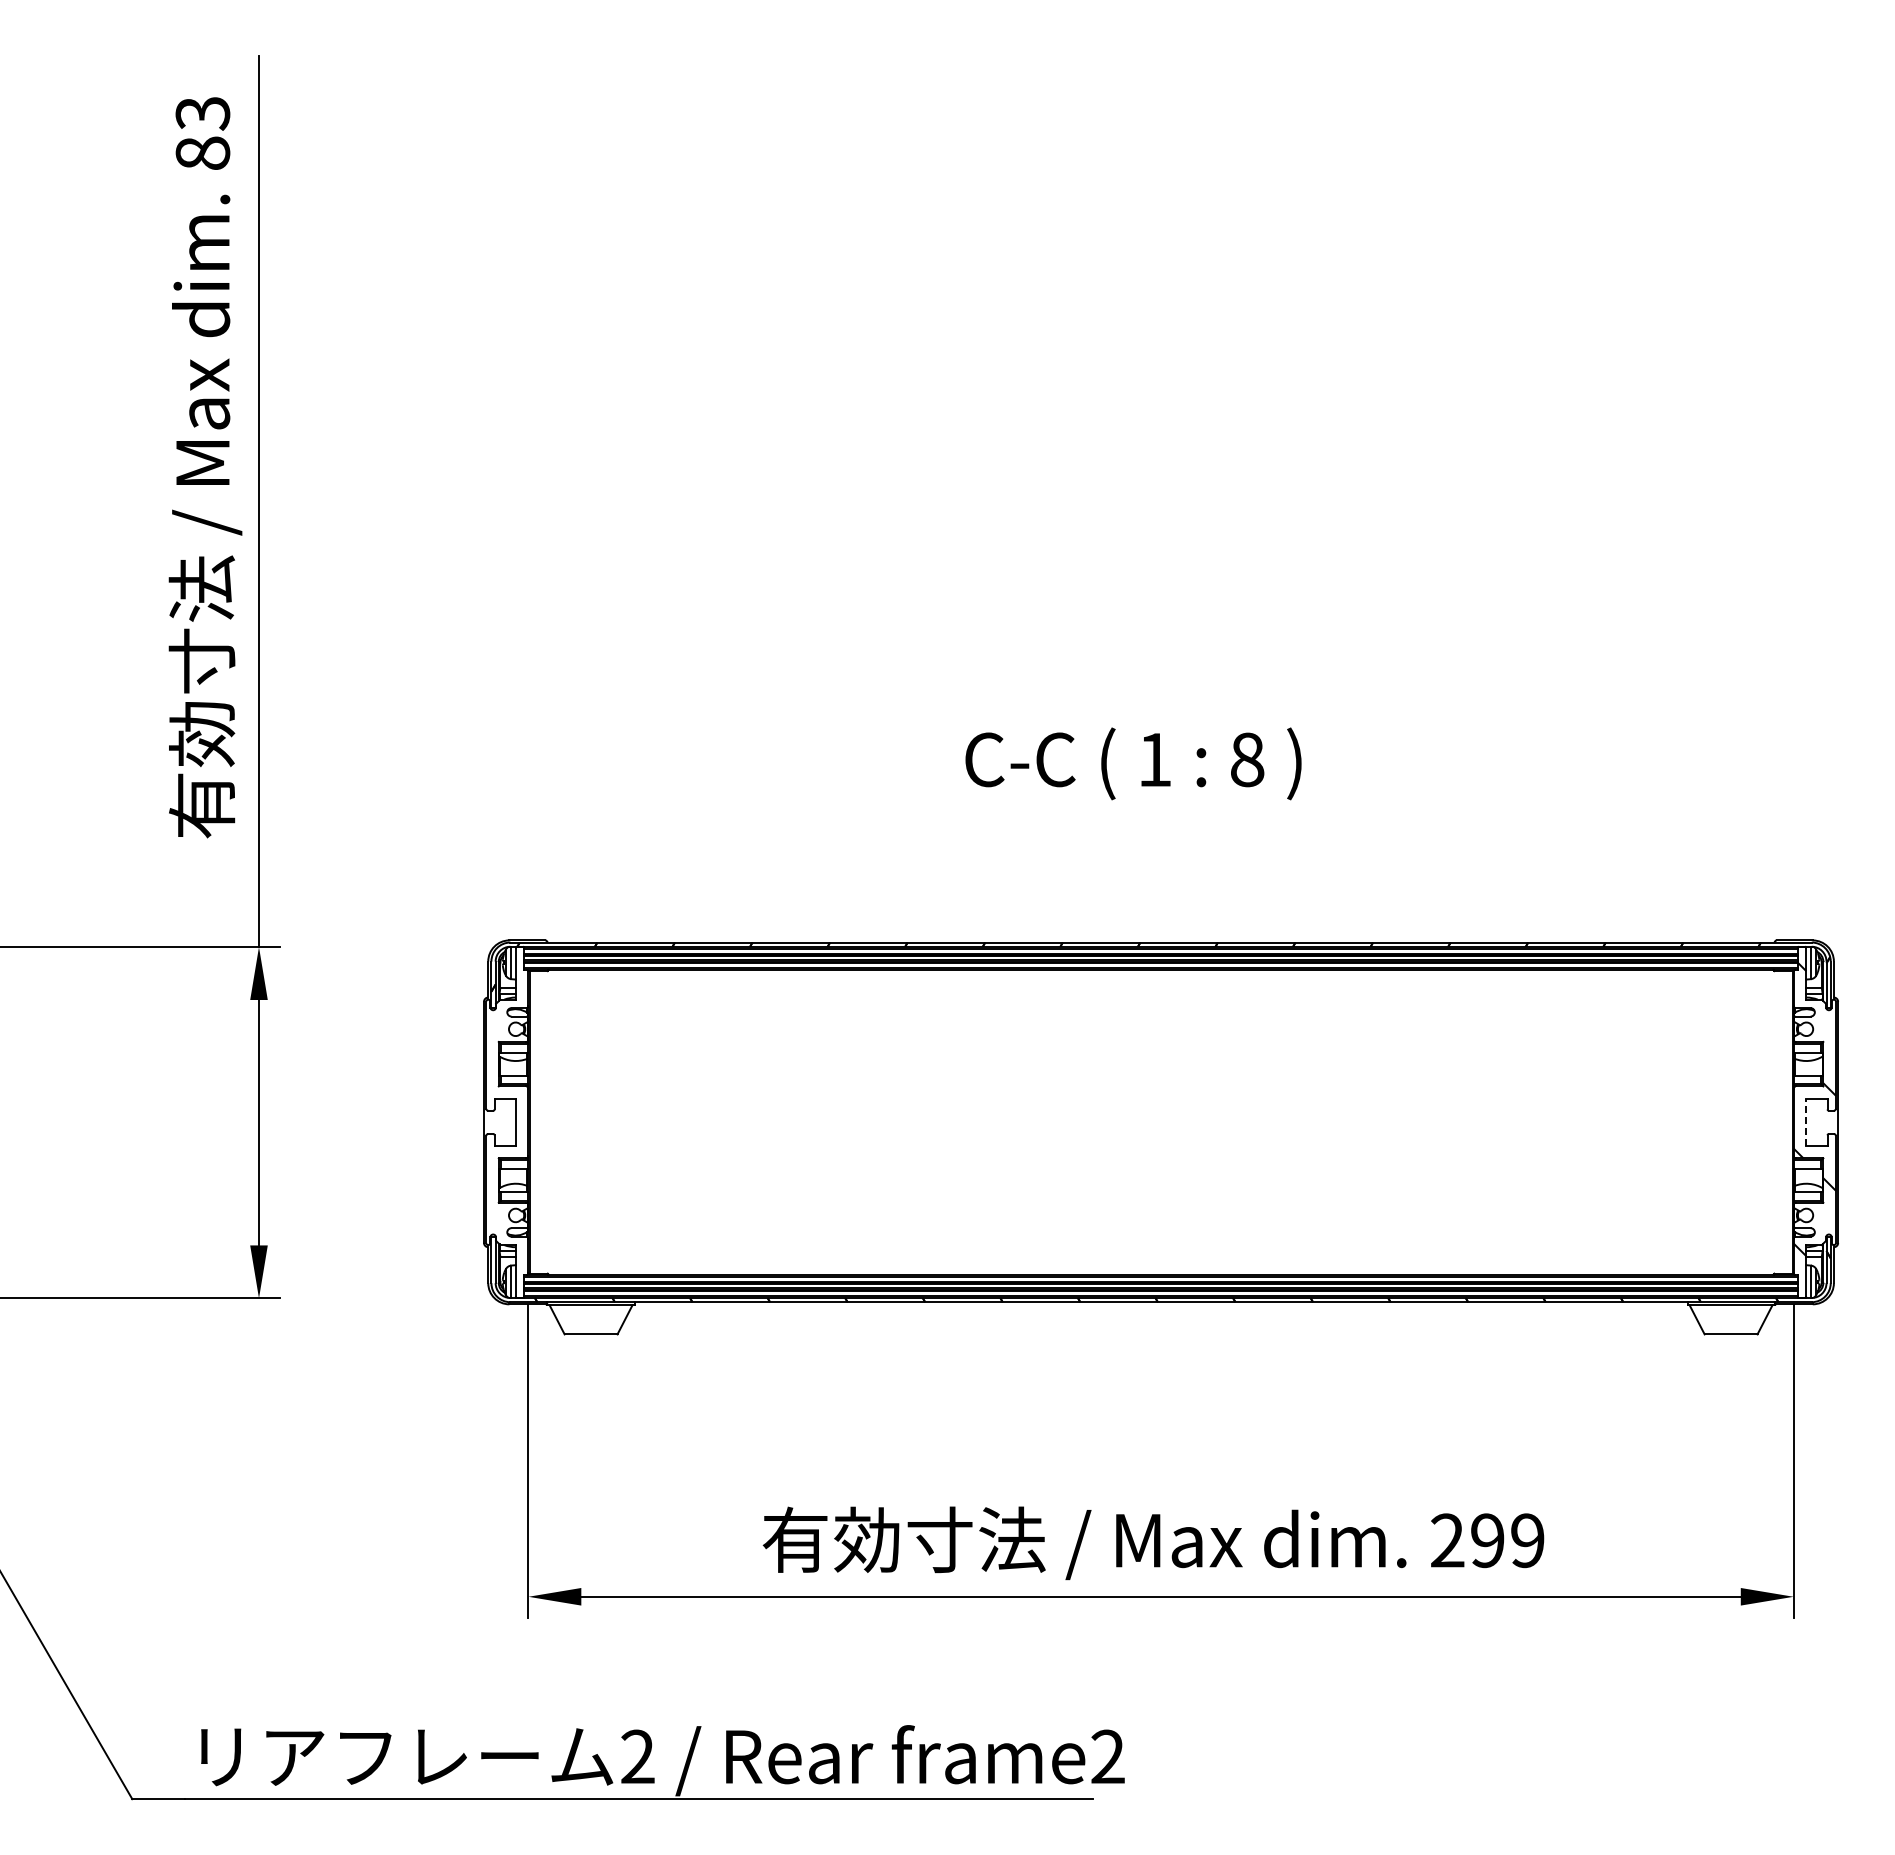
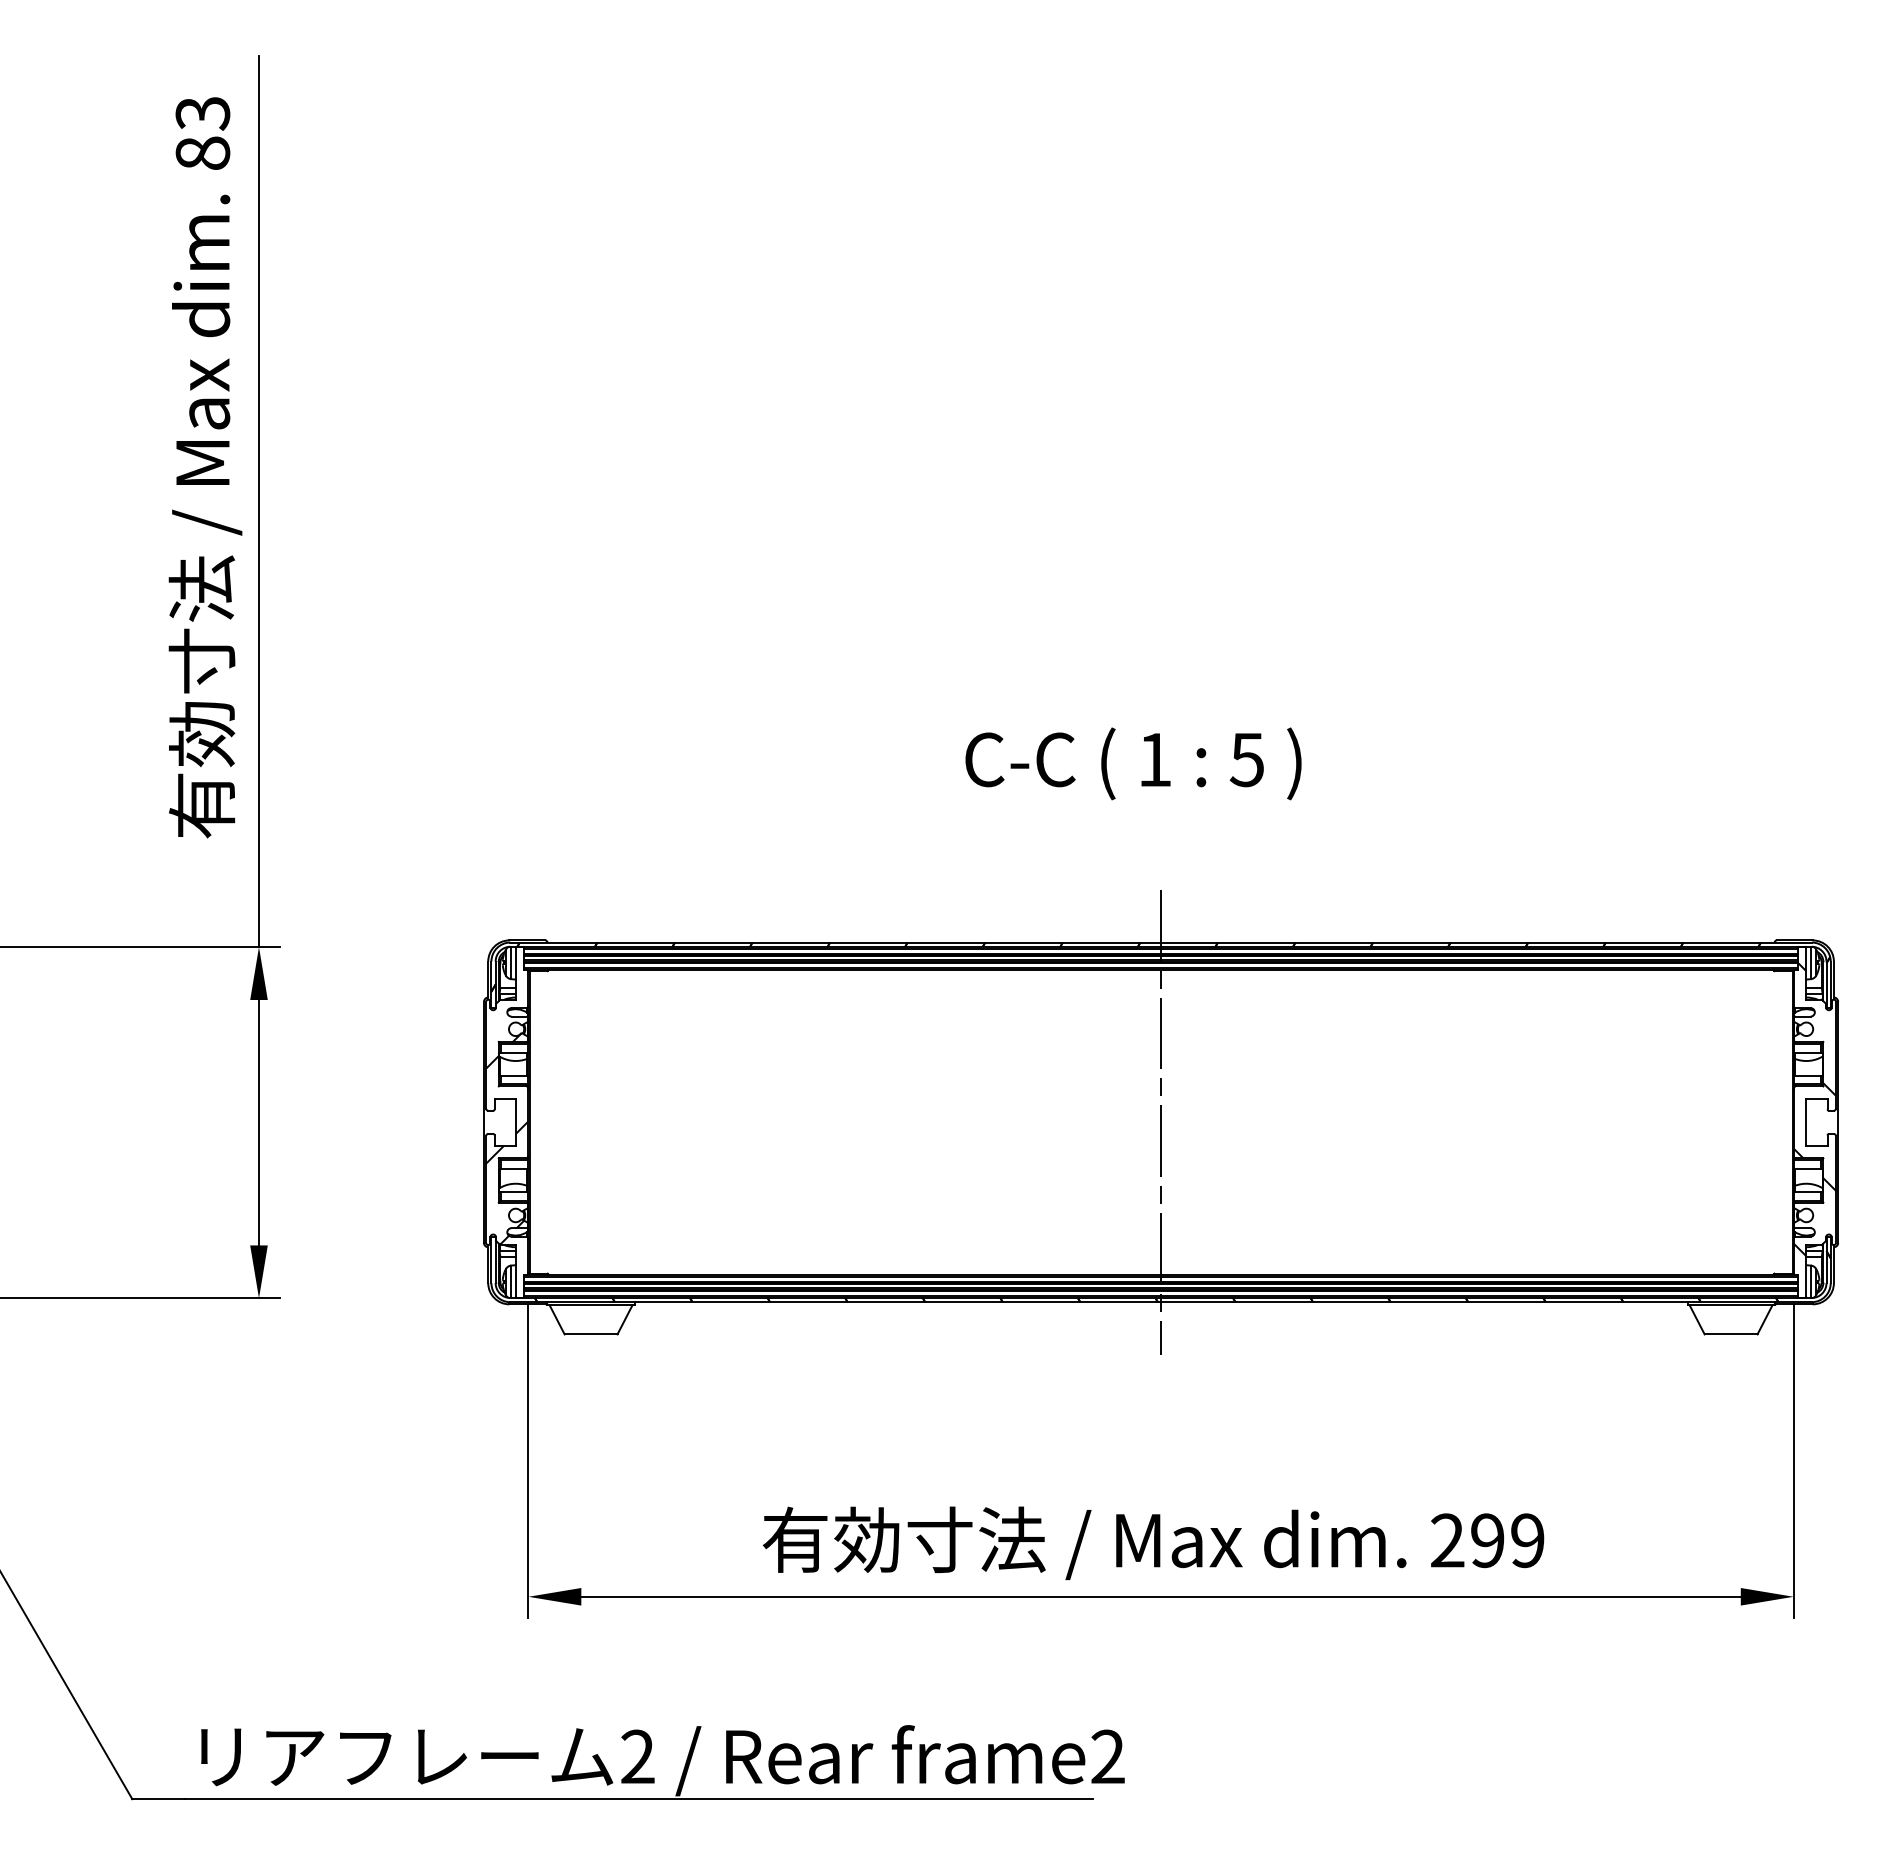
text: 8 -> 5 (1246, 759)
line: dashed -> solid (1806, 1121)
line: none -> present (1161, 1122)
hatch: none -> present (507, 1138)
